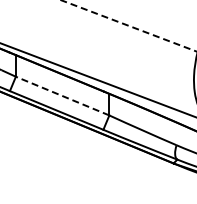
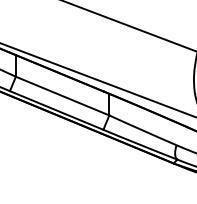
line: dashed -> solid (129, 26)
line: dashed -> solid (62, 96)
